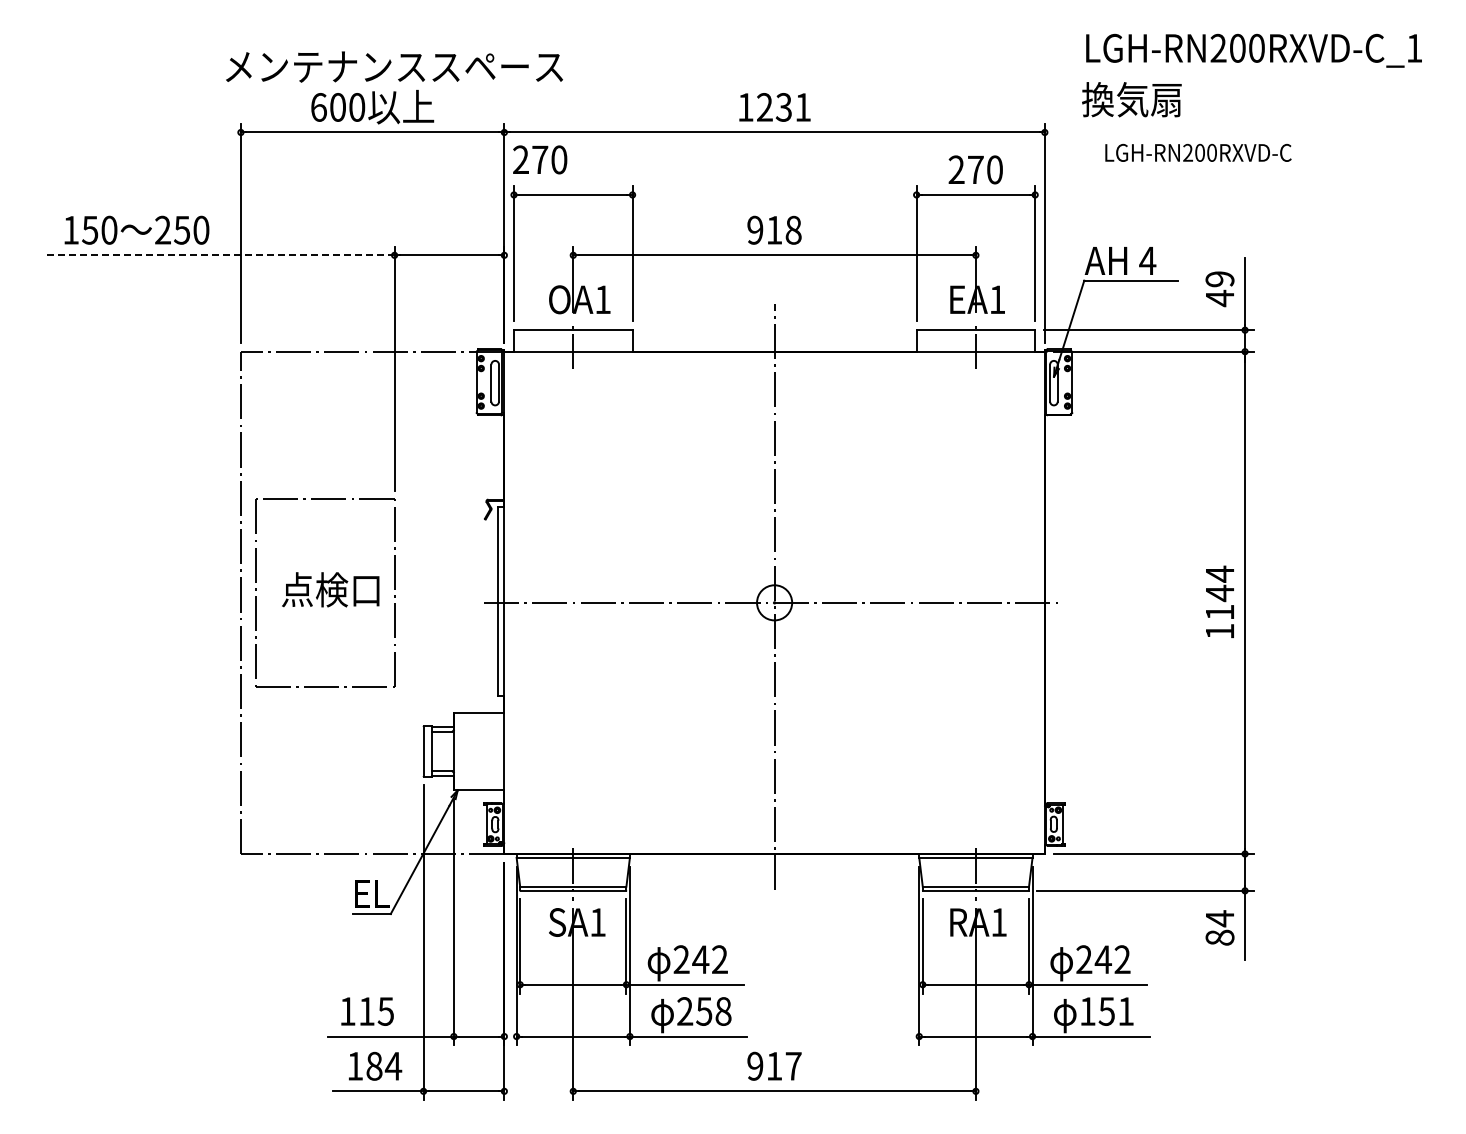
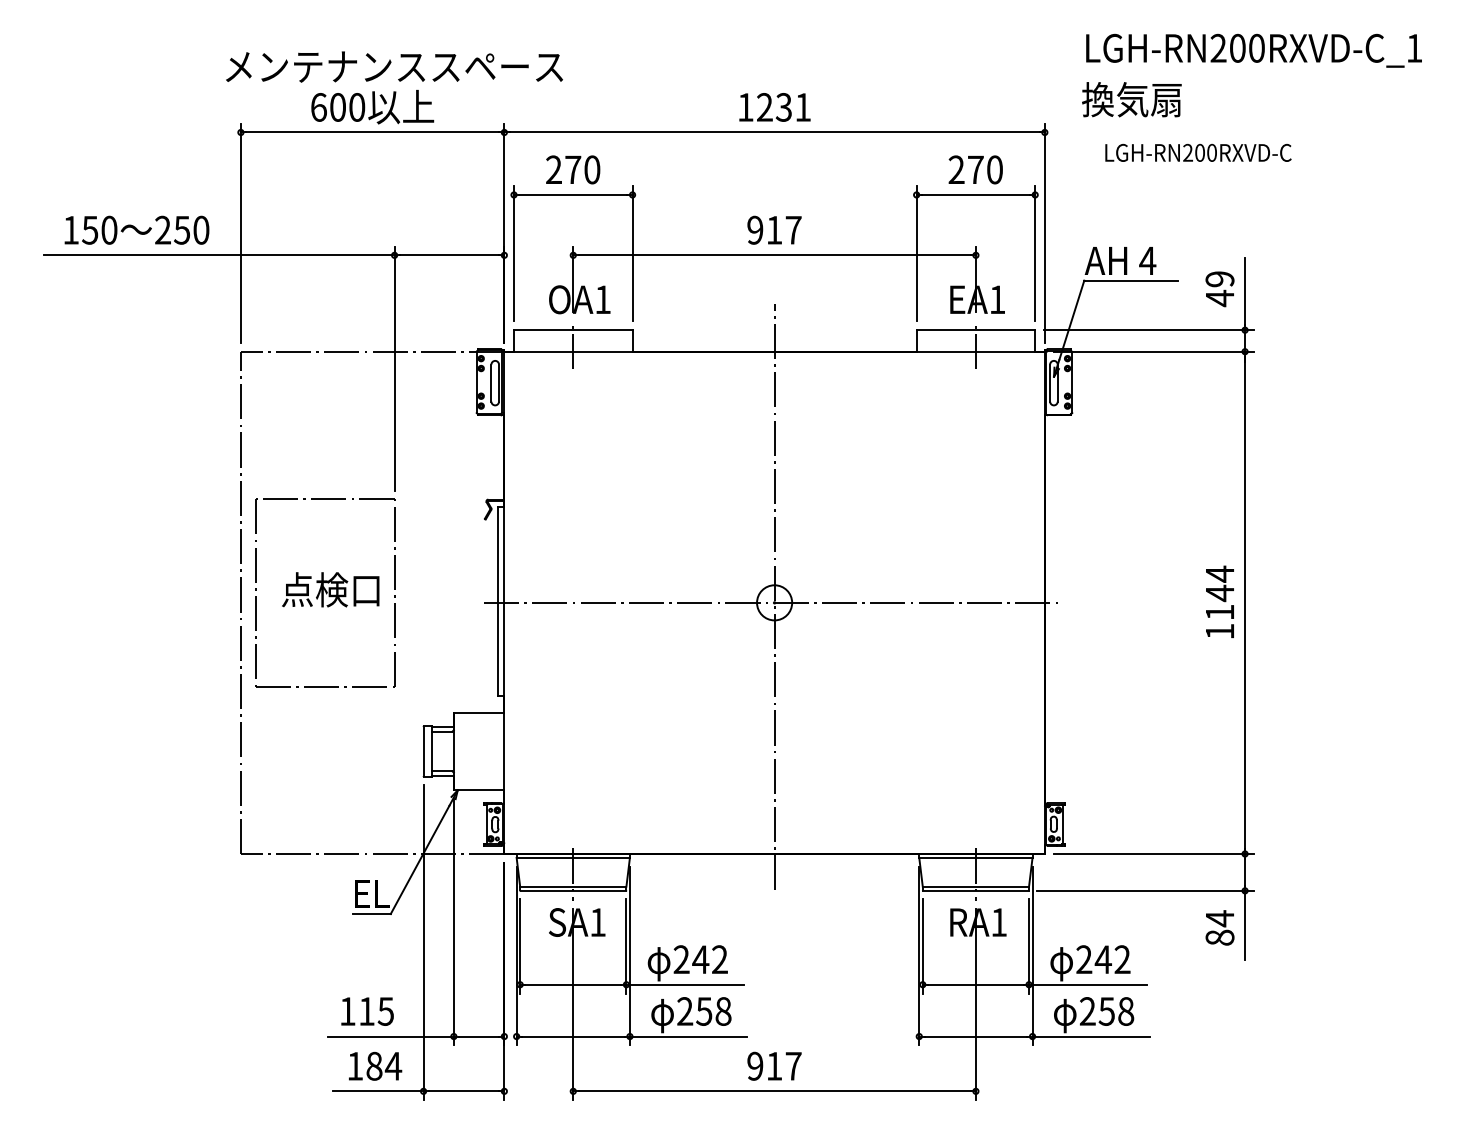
text position: (540, 159) -> (573, 169) (573, 169)
text: 918 -> 917 (793, 229)
line: dashed -> solid (218, 255)
text: 151 -> 258 (1106, 1011)
